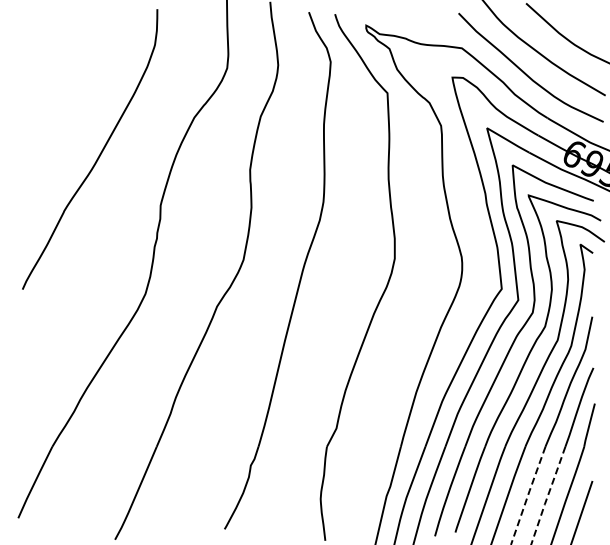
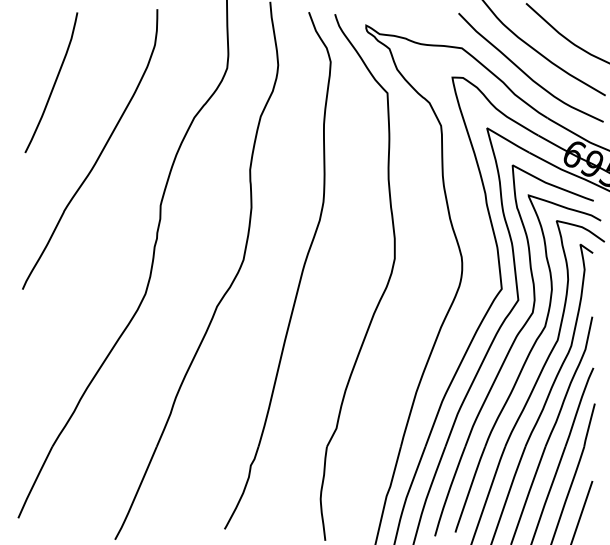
curve: none -> present (53, 83)
line: dashed -> solid (528, 494)
line: dashed -> solid (547, 496)
